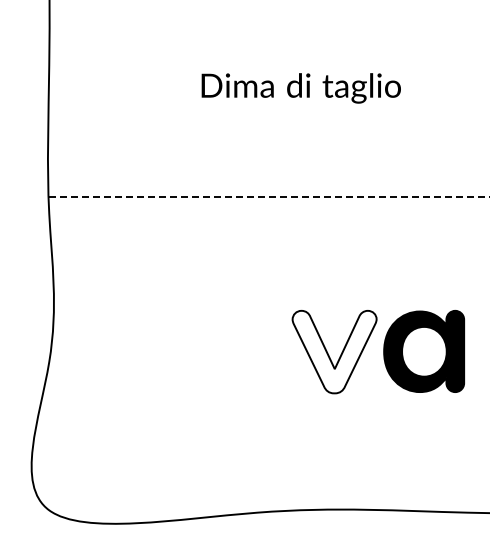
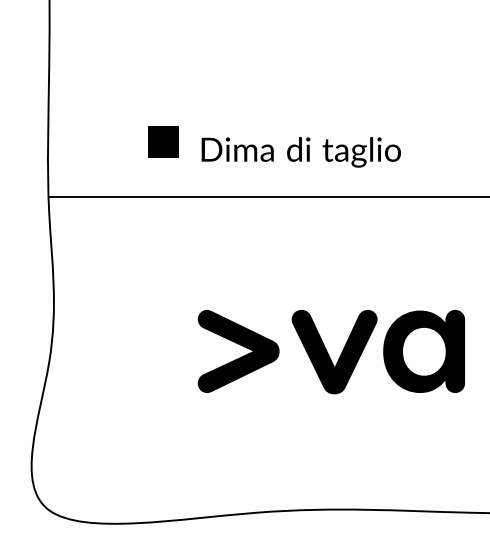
text position: (300, 88) -> (300, 152) (300, 152)
part: none -> present (163, 141)
line: dashed -> solid (269, 196)
part: none -> present (238, 351)
fill: none -> present (334, 351)
